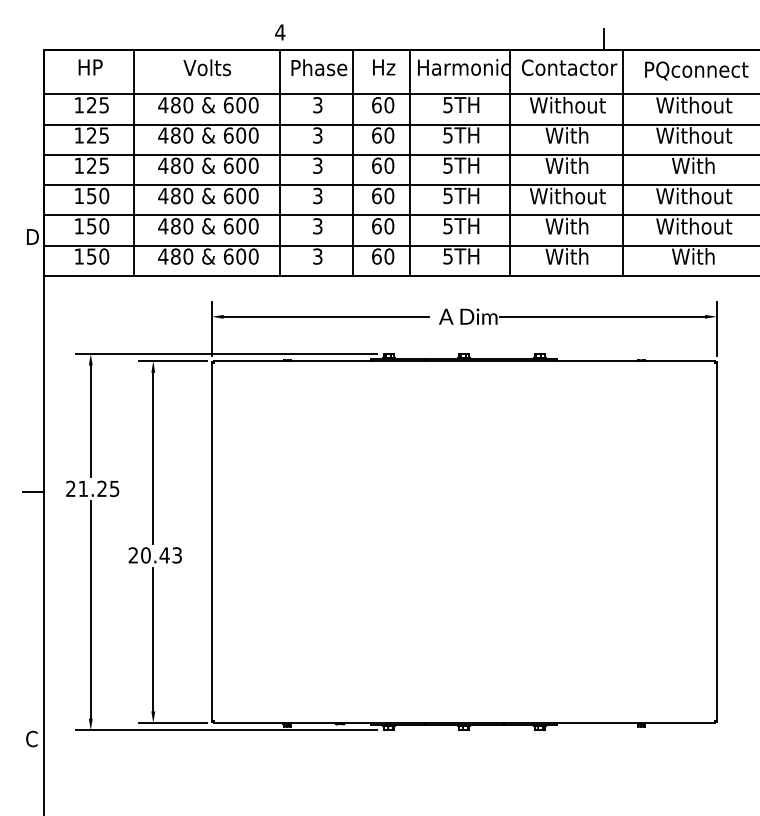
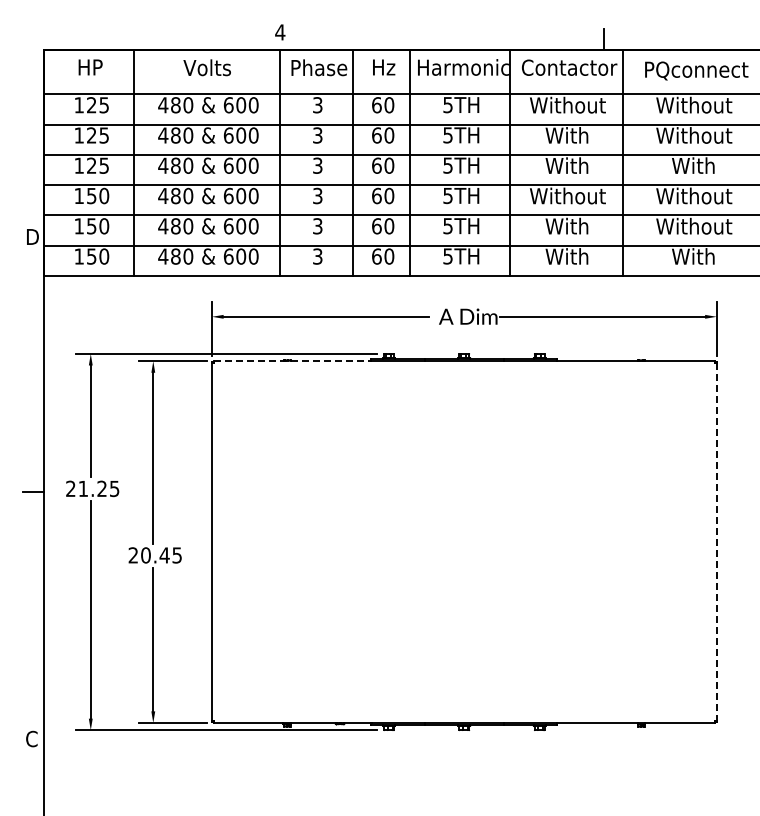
line: solid -> dashed (292, 361)
line: solid -> dashed (716, 542)
text: 20.43 -> 20.45 (177, 554)
